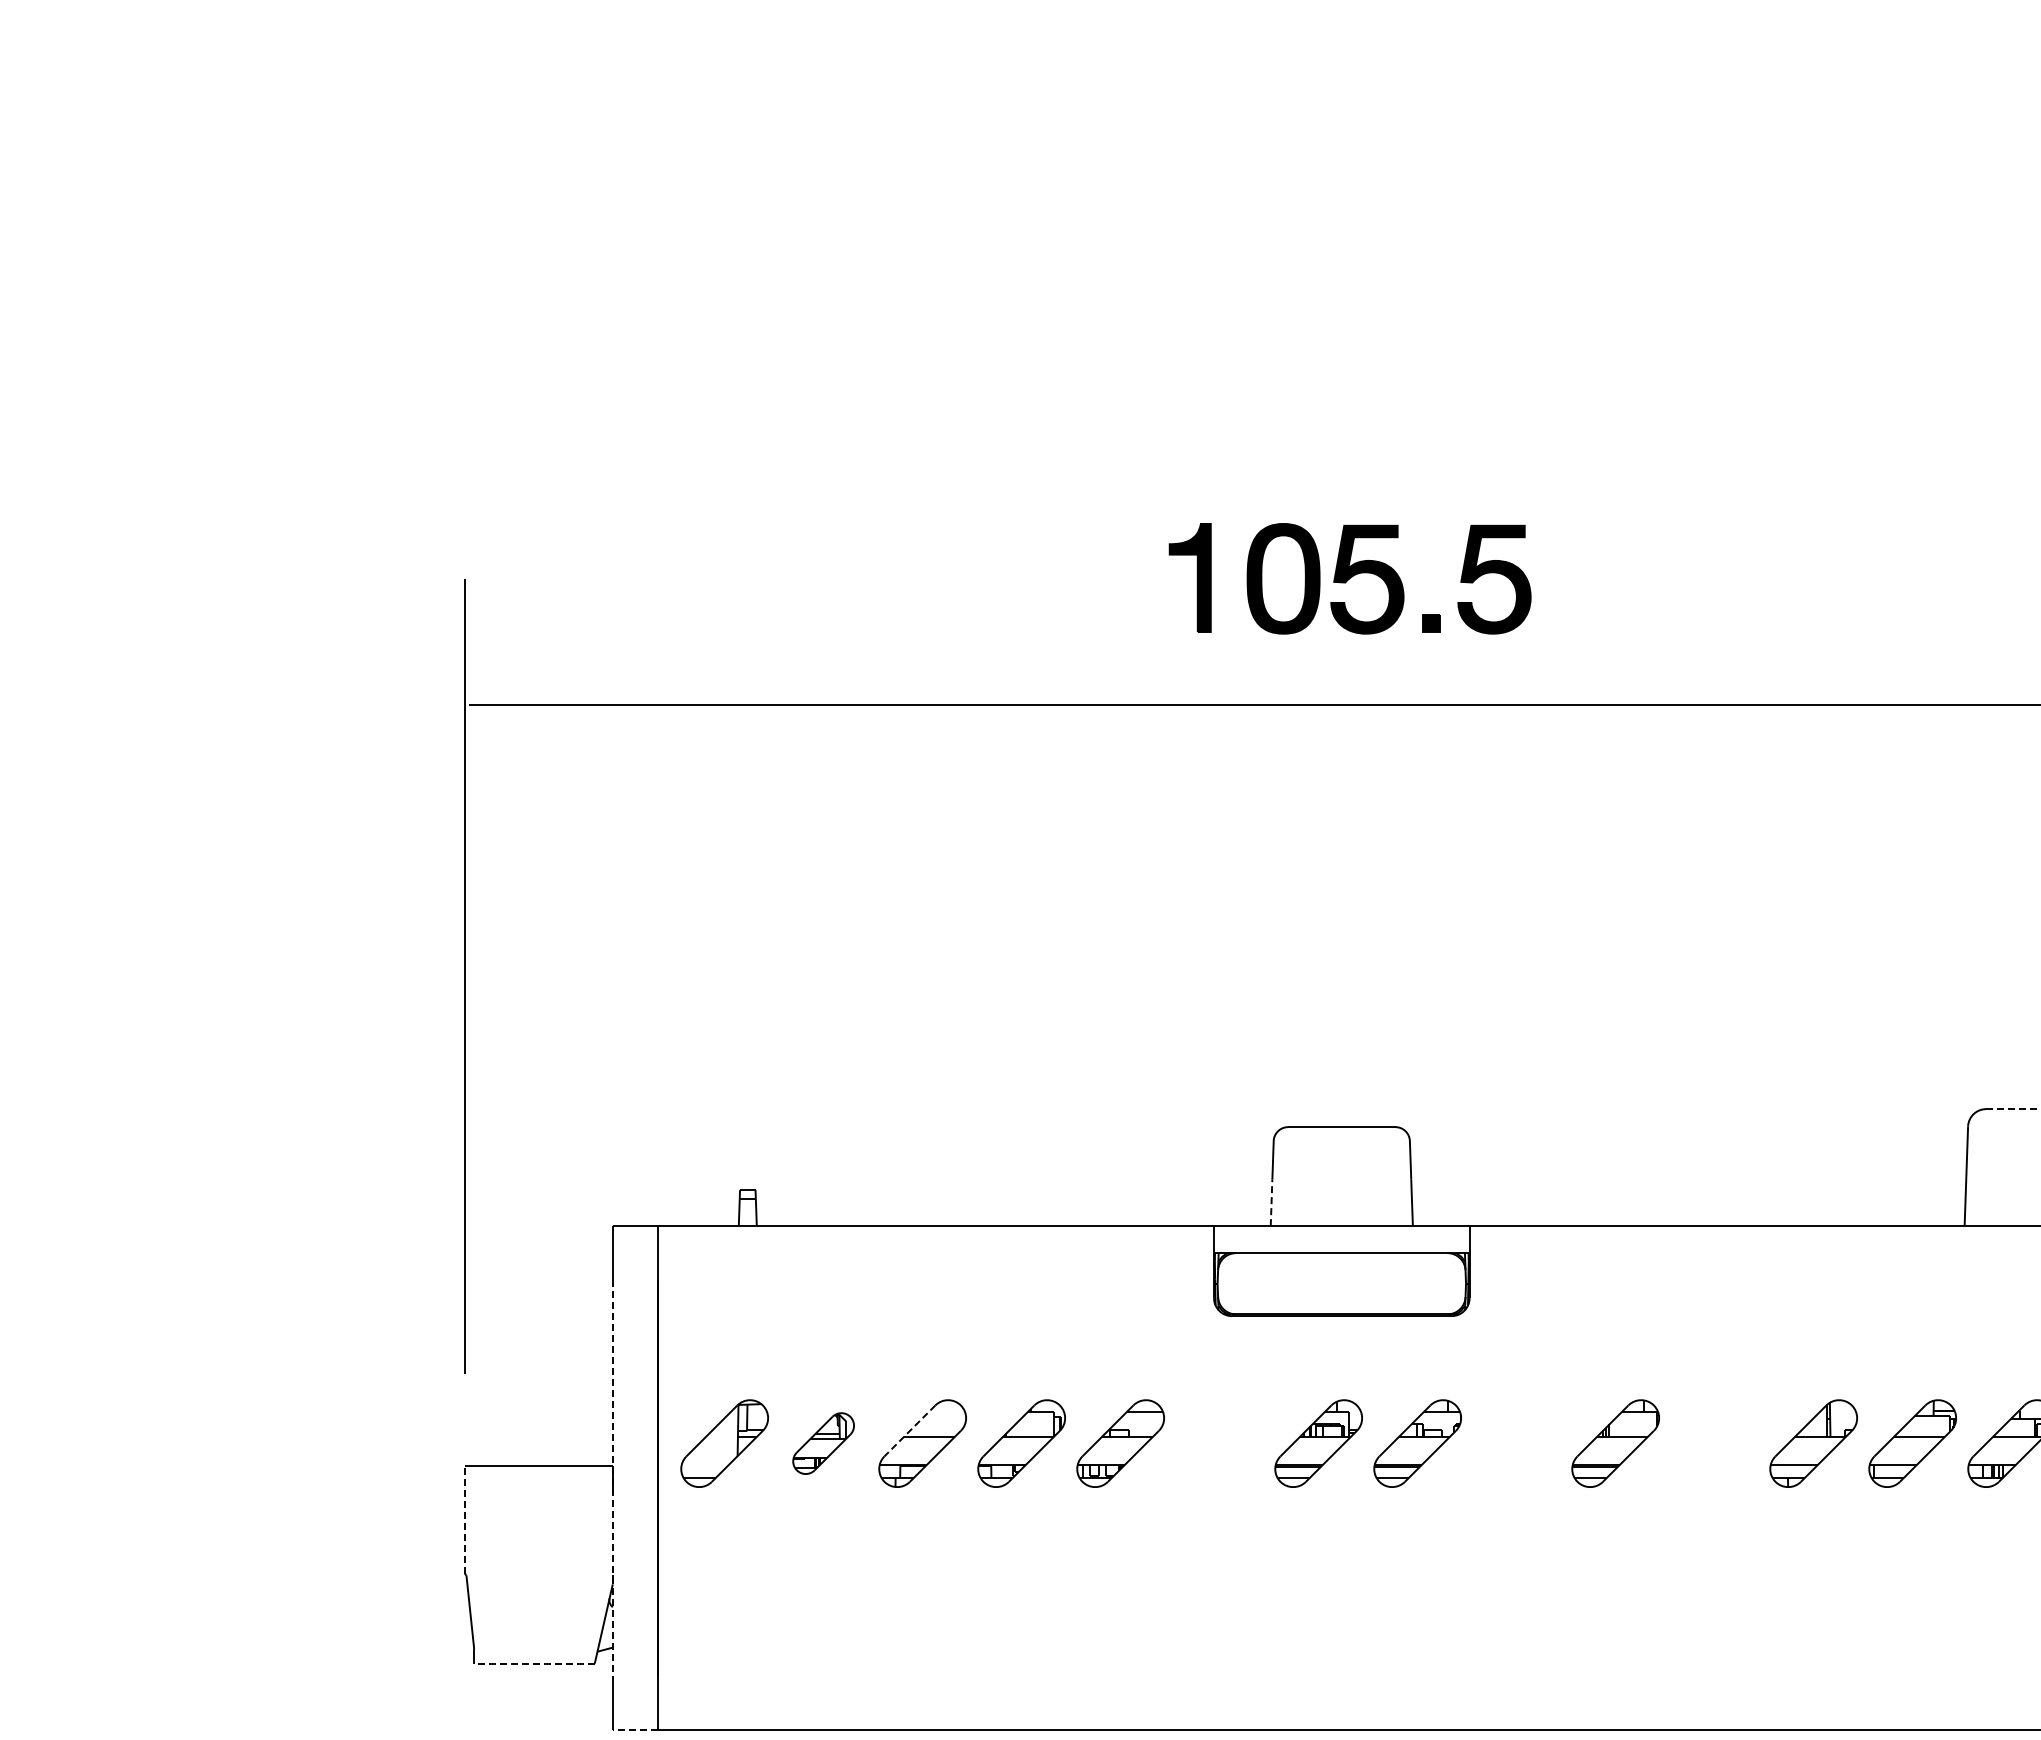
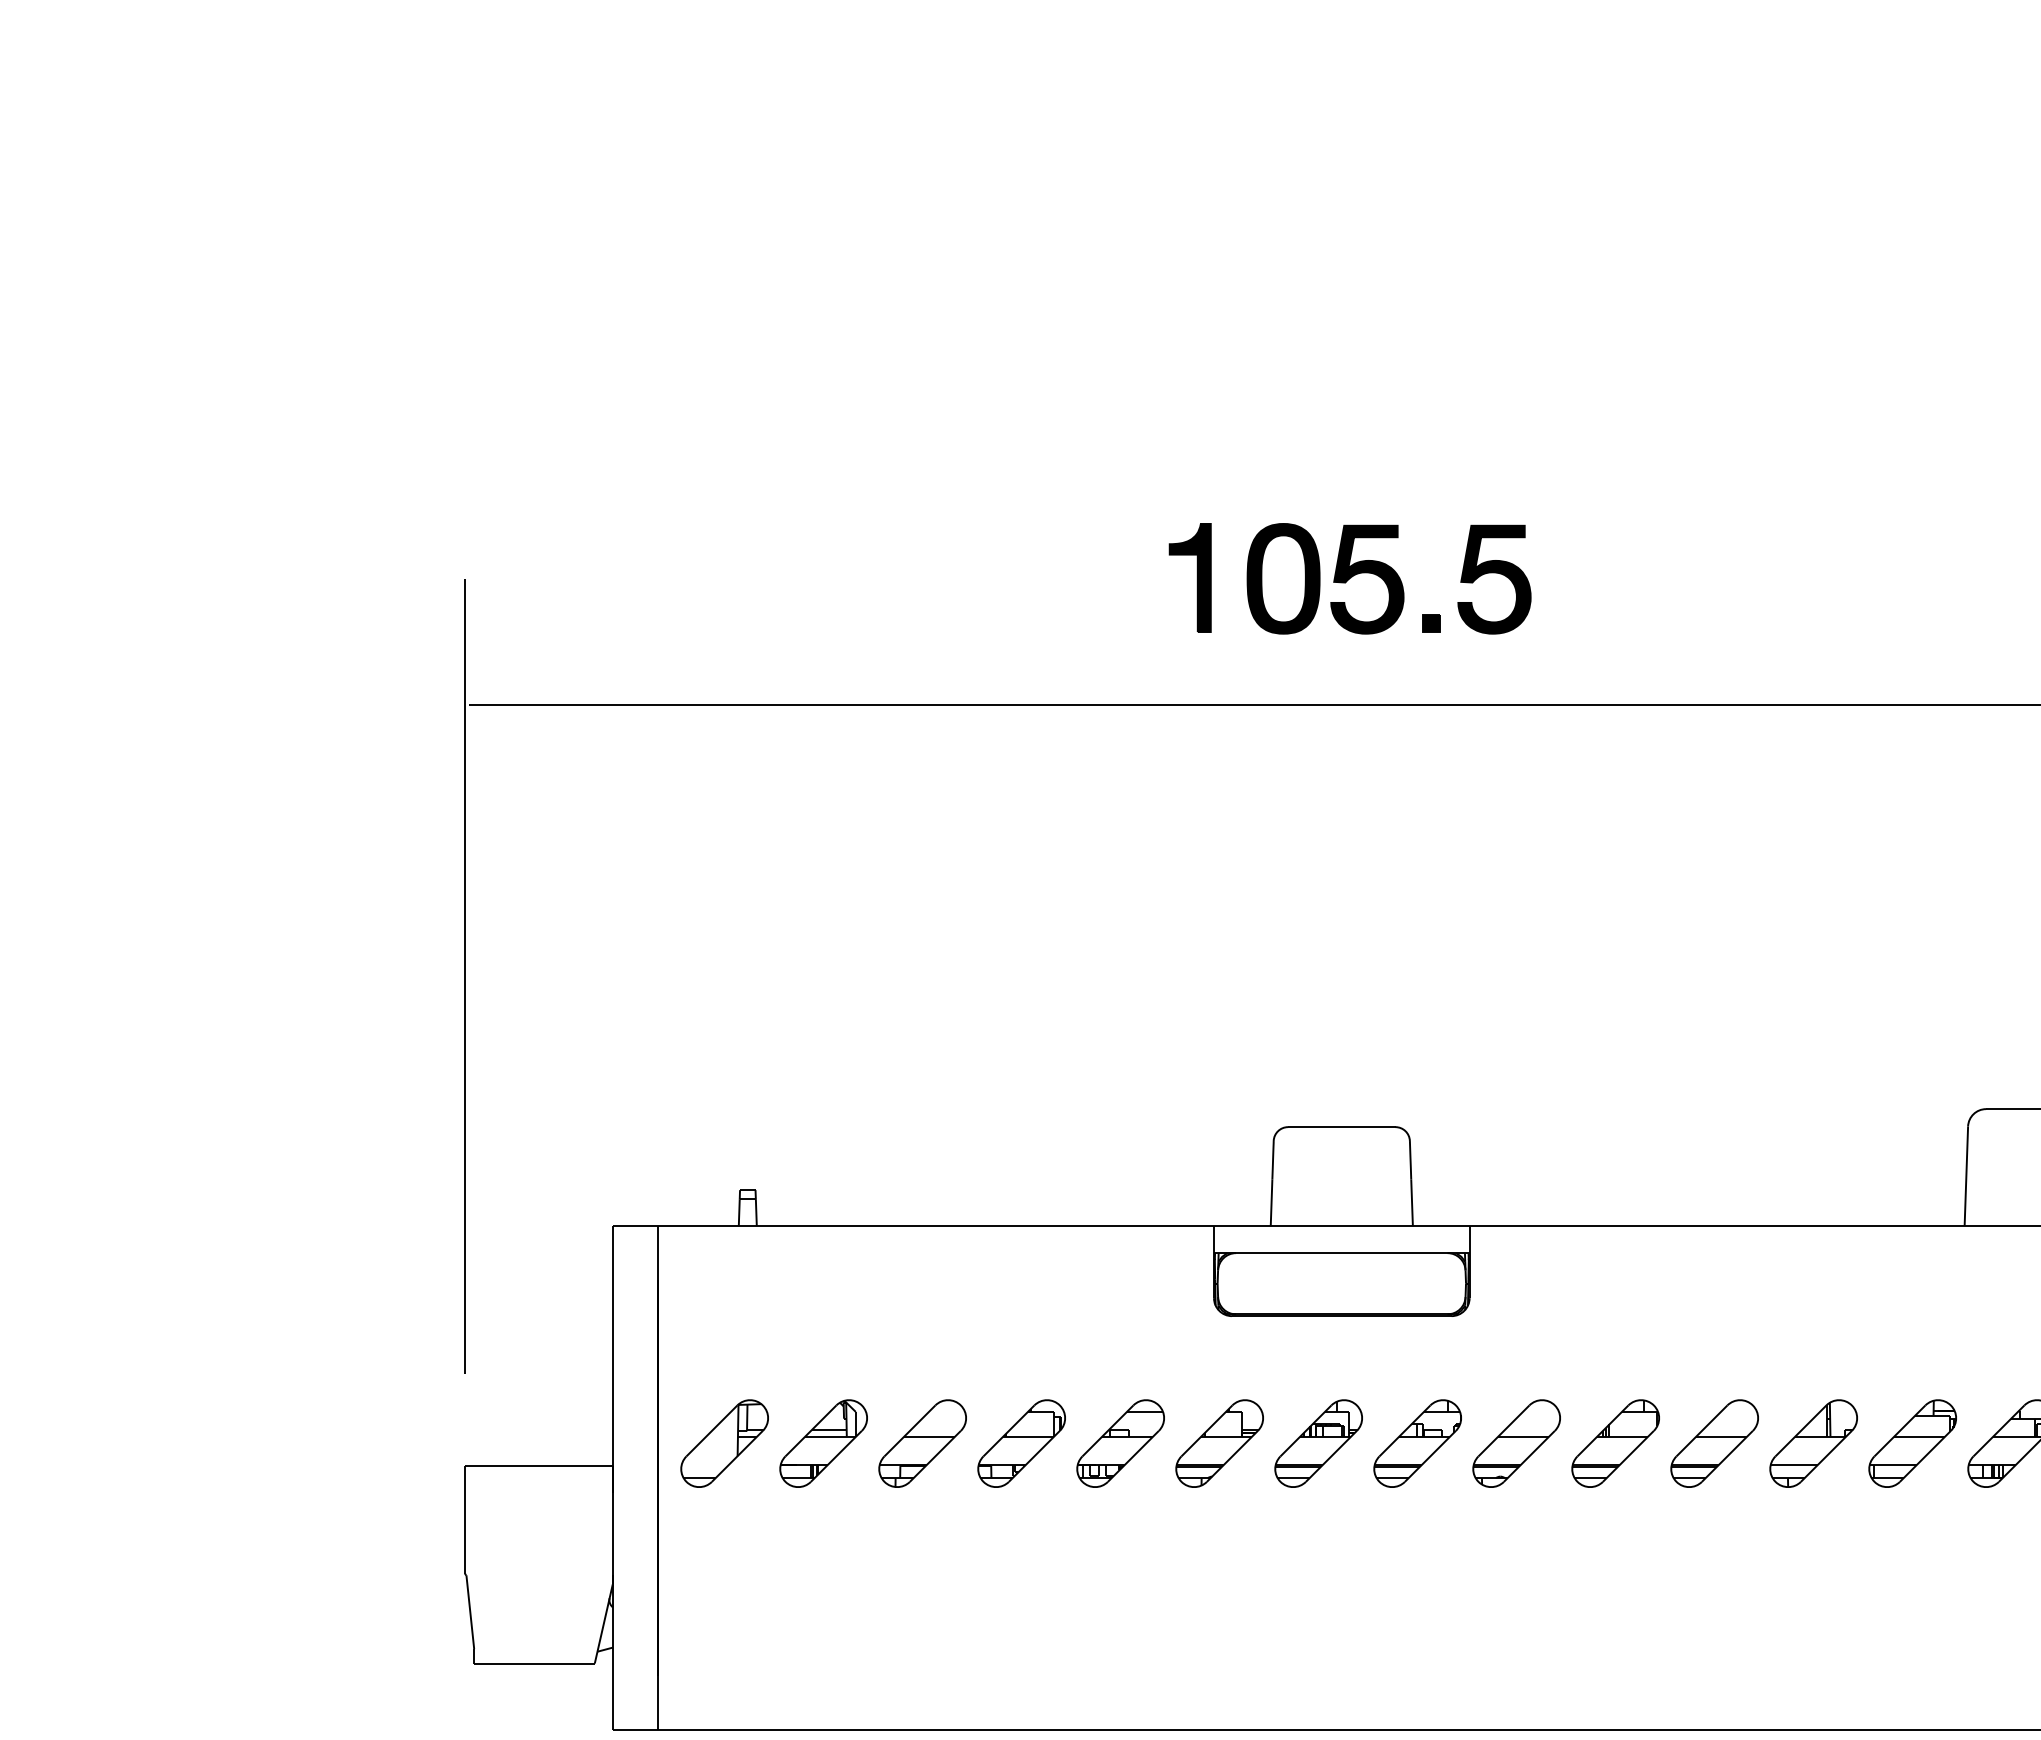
line: dashed -> solid (2013, 1109)
line: dashed -> solid (1271, 1202)
line: dashed -> solid (909, 1431)
part size: 63x63 px -> 89x89 px (823, 1443)
part: none -> present (1219, 1443)
part: none -> present (1516, 1443)
part: none -> present (1714, 1443)
line: dashed -> solid (612, 1478)
line: dashed -> solid (465, 1519)
line: dashed -> solid (534, 1663)
line: dashed -> solid (635, 1730)
